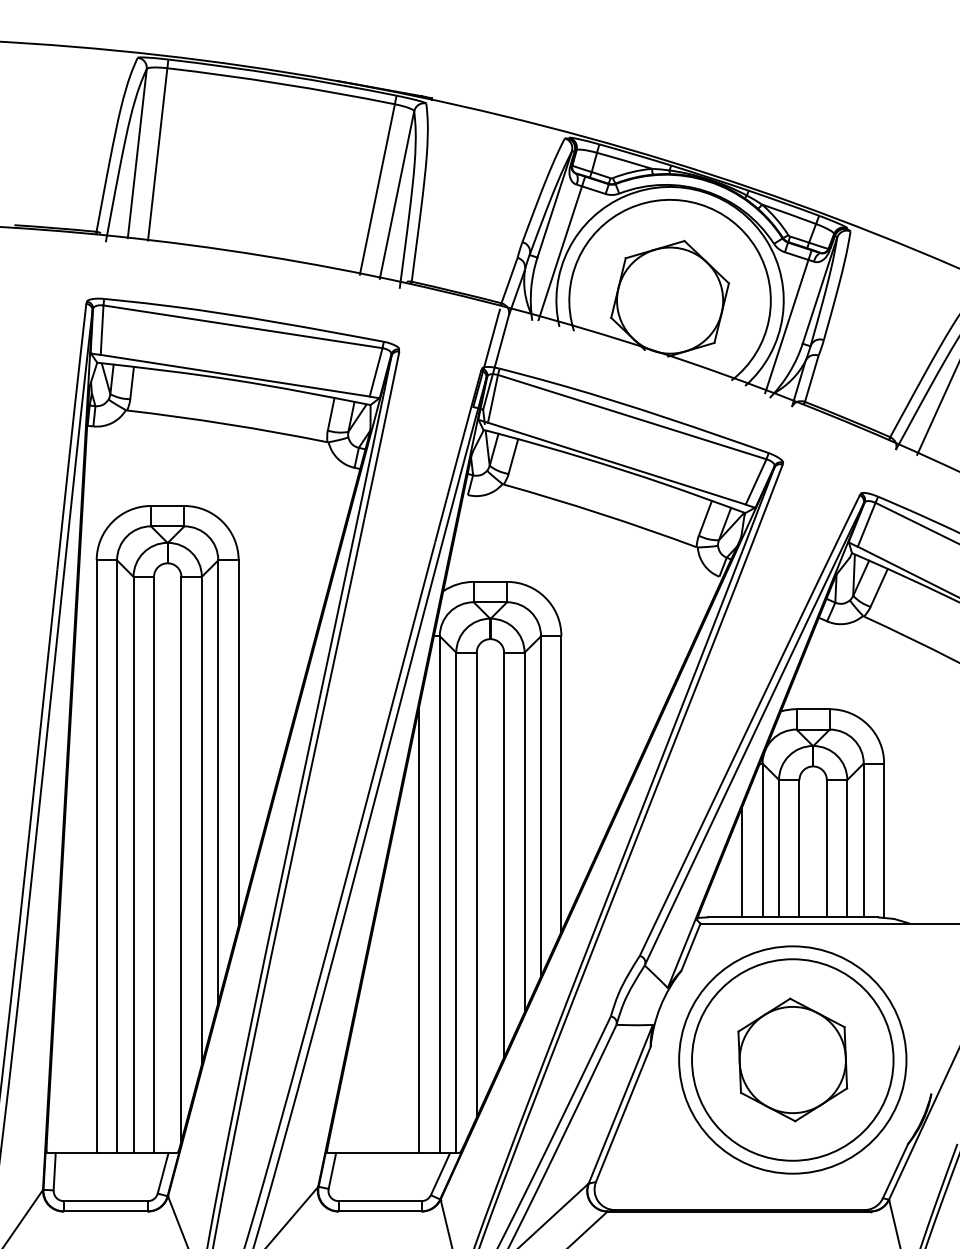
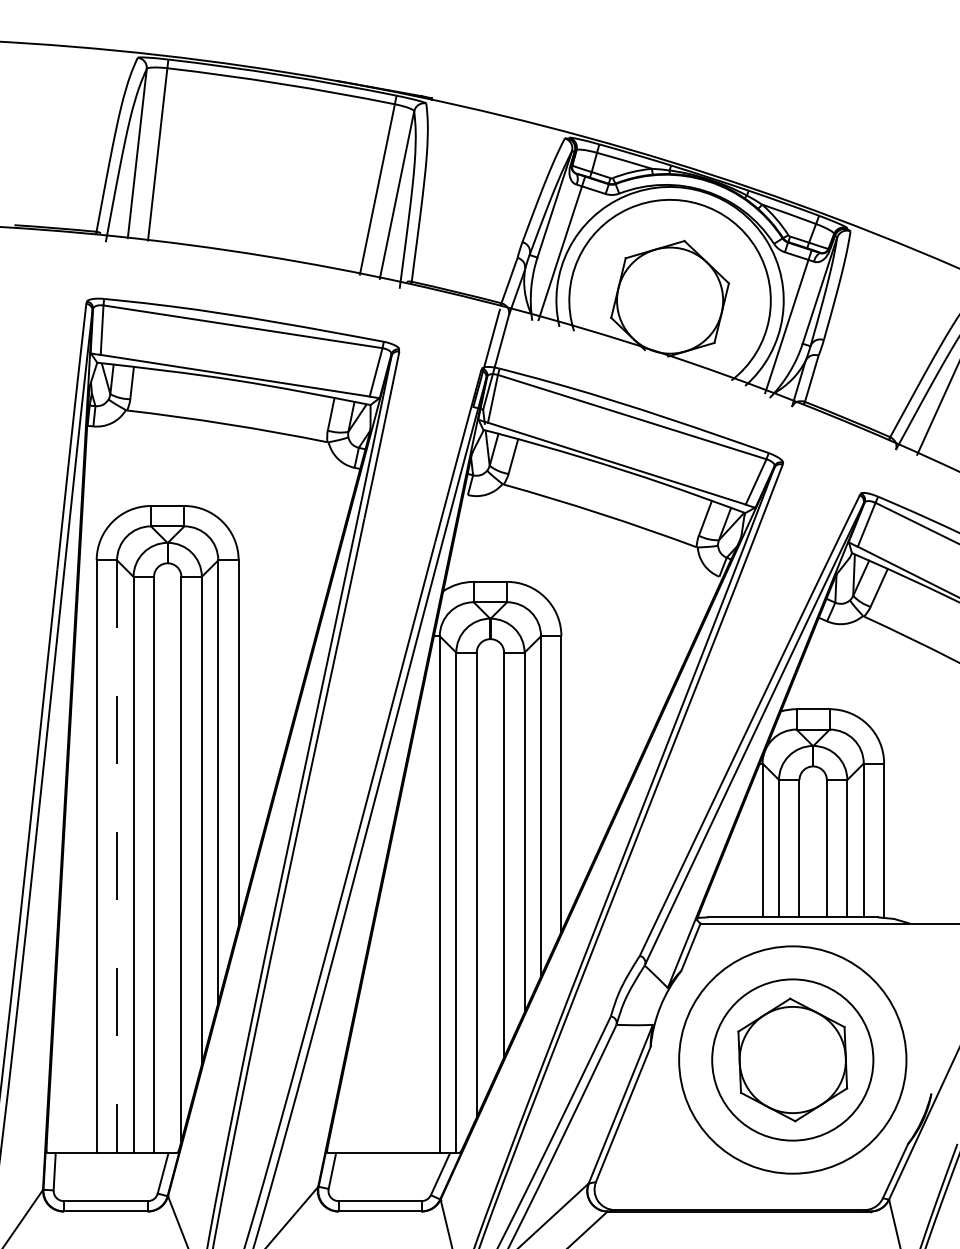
line: solid -> dashed (117, 857)
line: present -> none (742, 862)
line: present -> none (419, 929)
circle diameter: 202 px -> 161 px (792, 1059)
